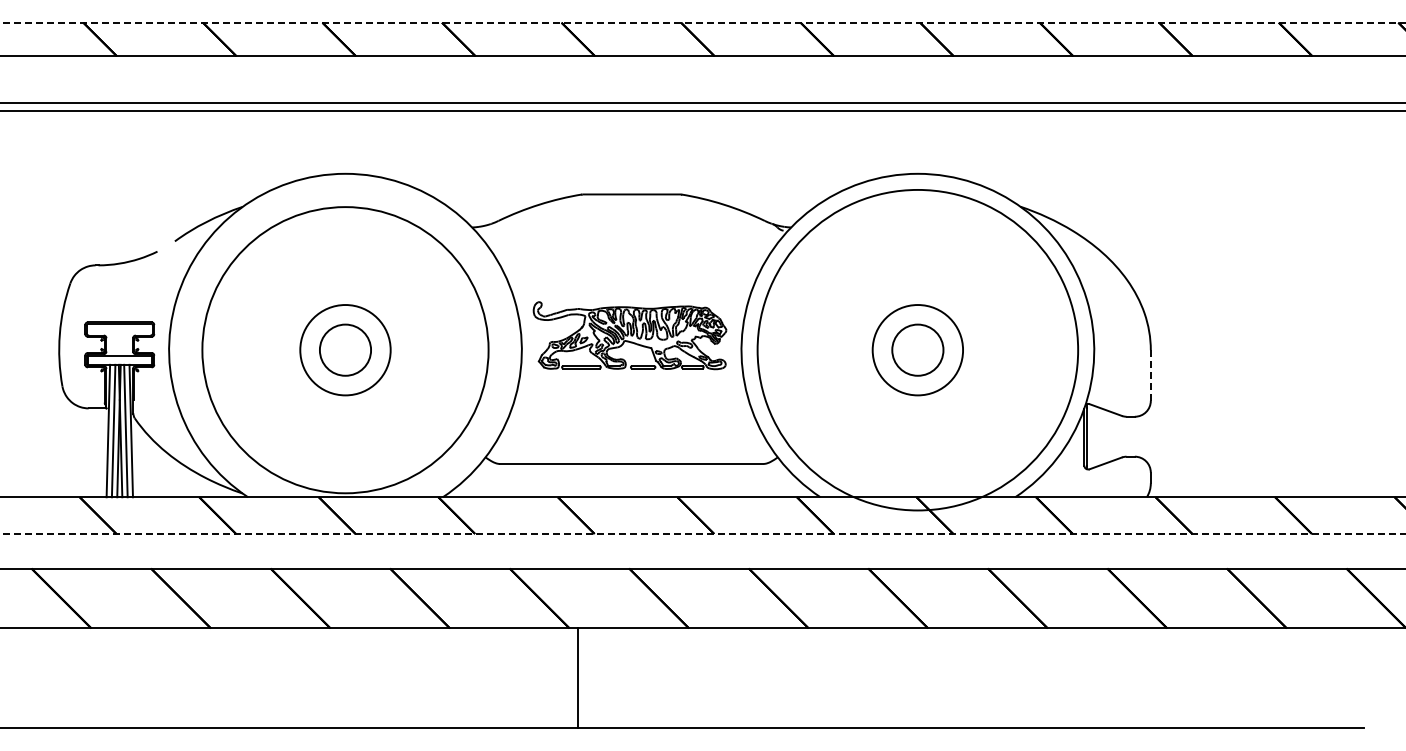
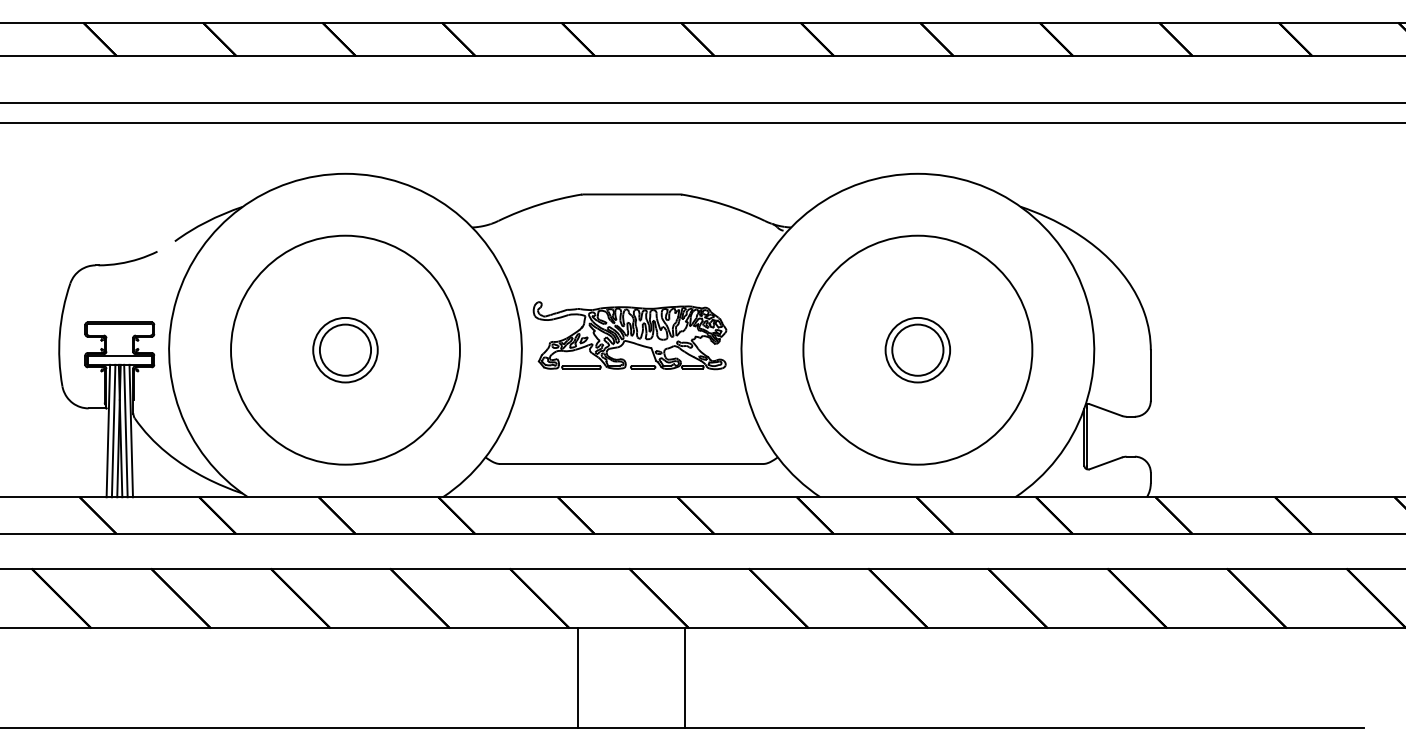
line: dashed -> solid (703, 22)
line position: (702, 110) -> (702, 122) (702, 122)
circle diameter: 321 px -> 229 px (917, 349)
circle diameter: 286 px -> 229 px (345, 349)
circle diameter: 90 px -> 65 px (345, 349)
circle diameter: 90 px -> 65 px (917, 349)
line: dashed -> solid (1150, 375)
line: dashed -> solid (702, 533)
line: none -> present (684, 678)
